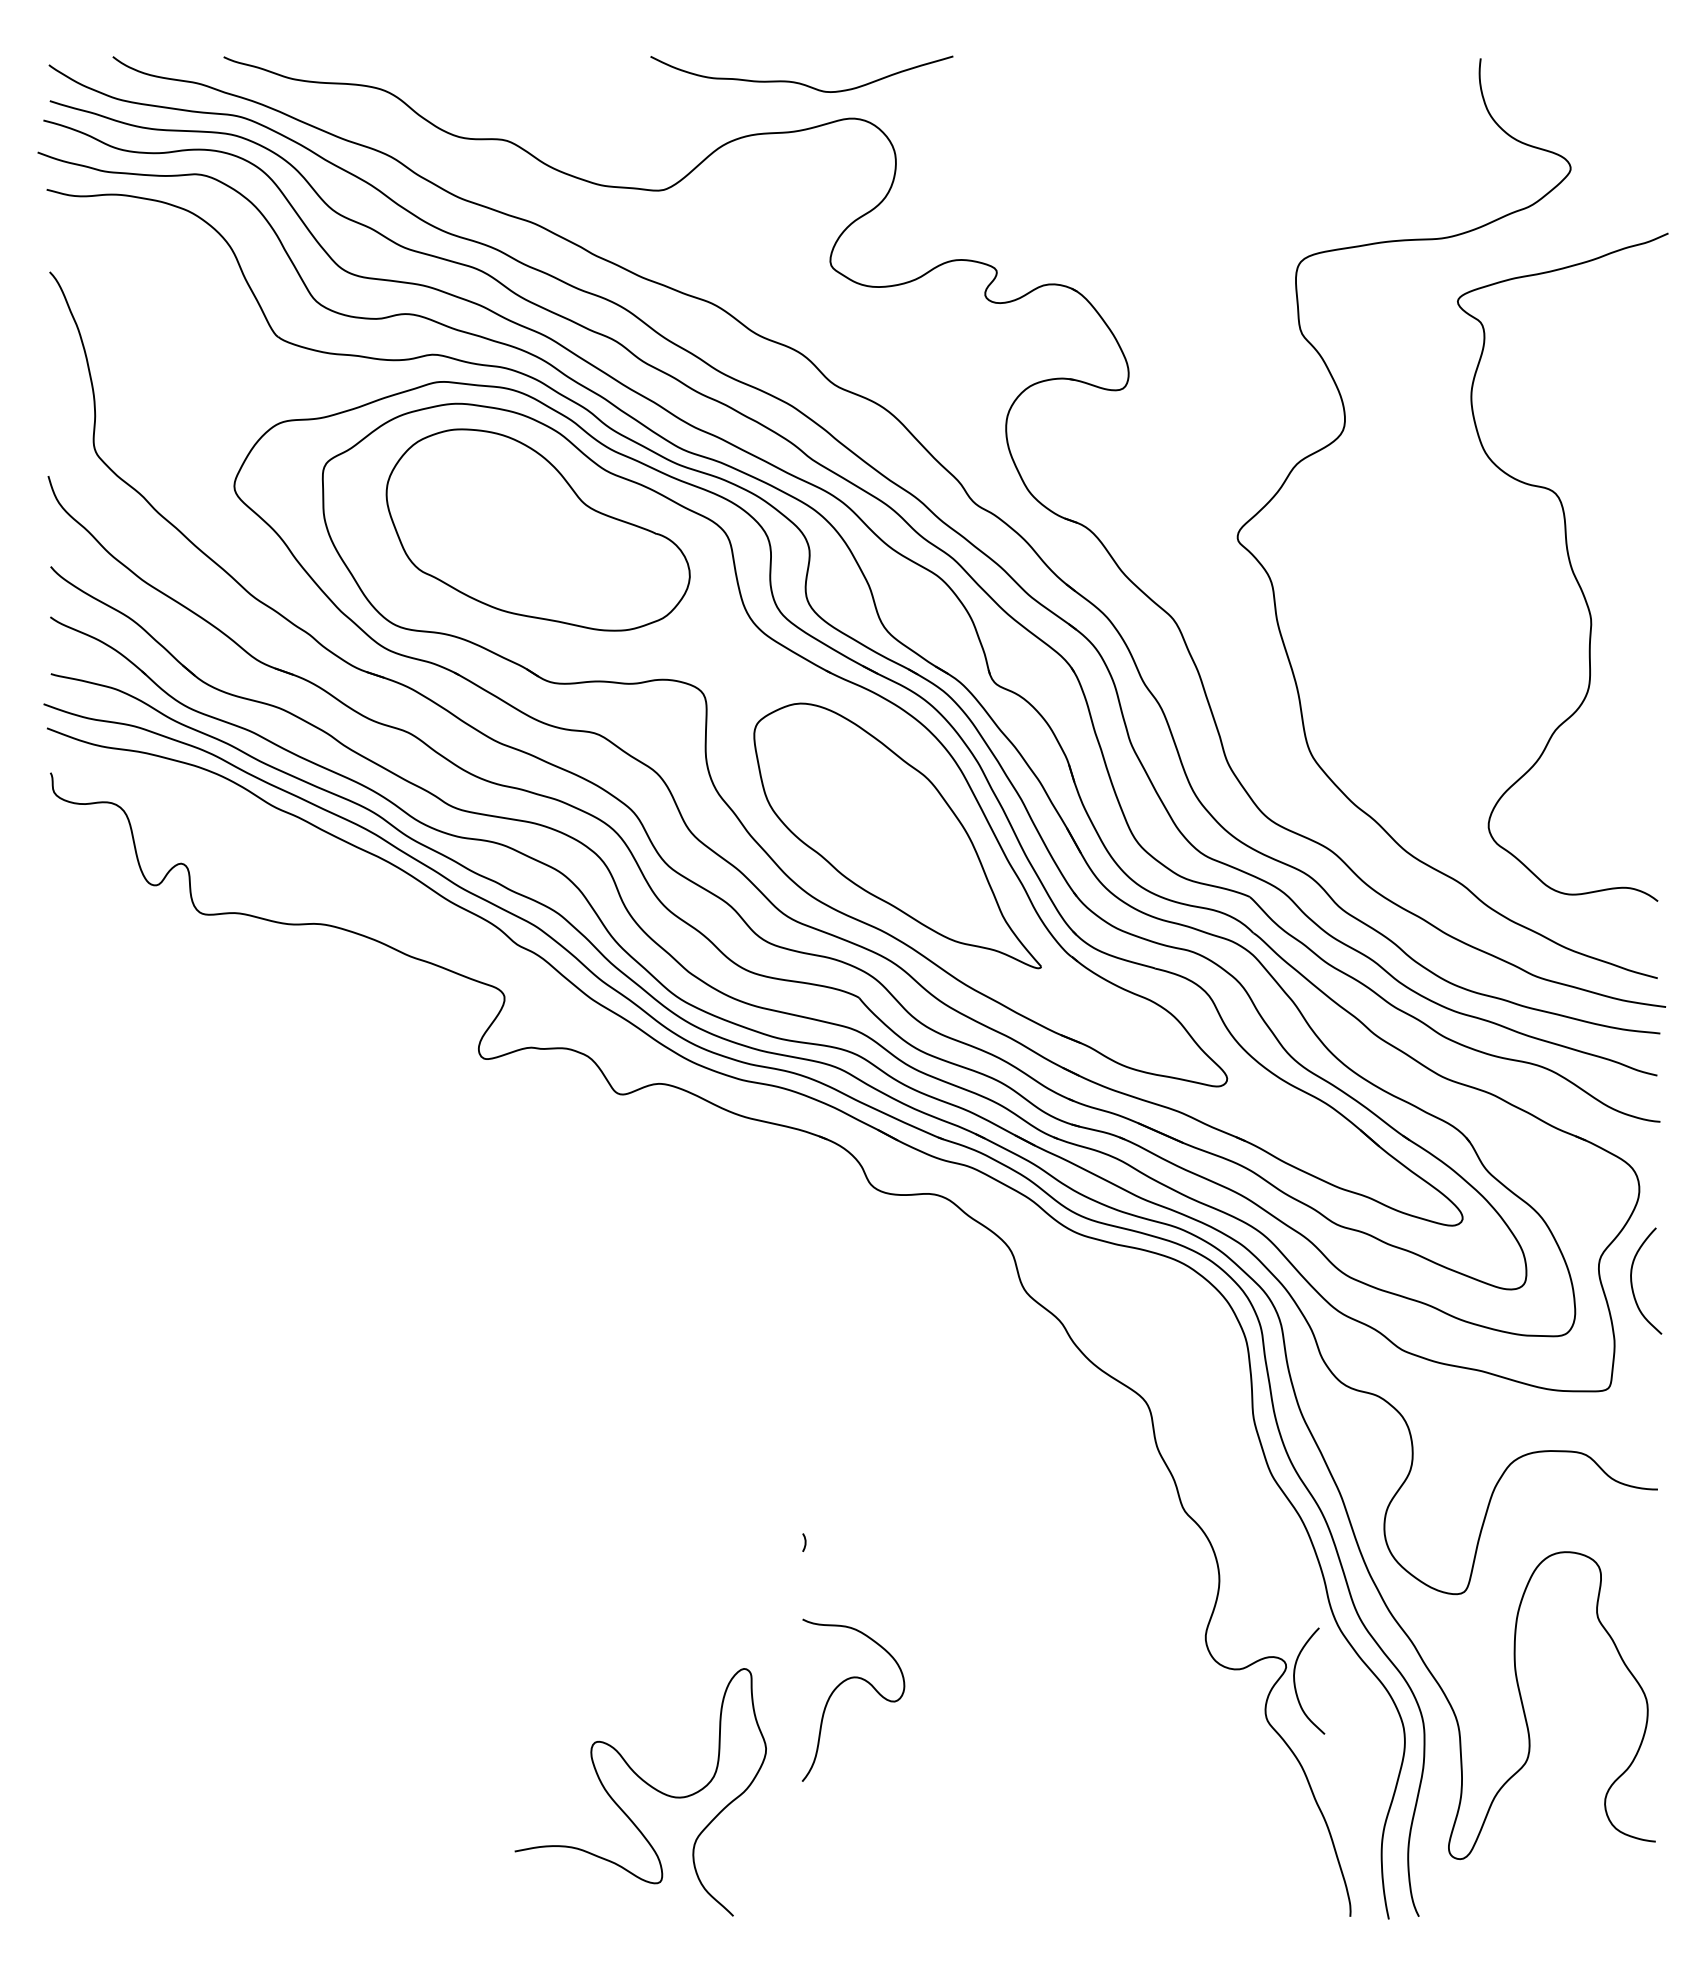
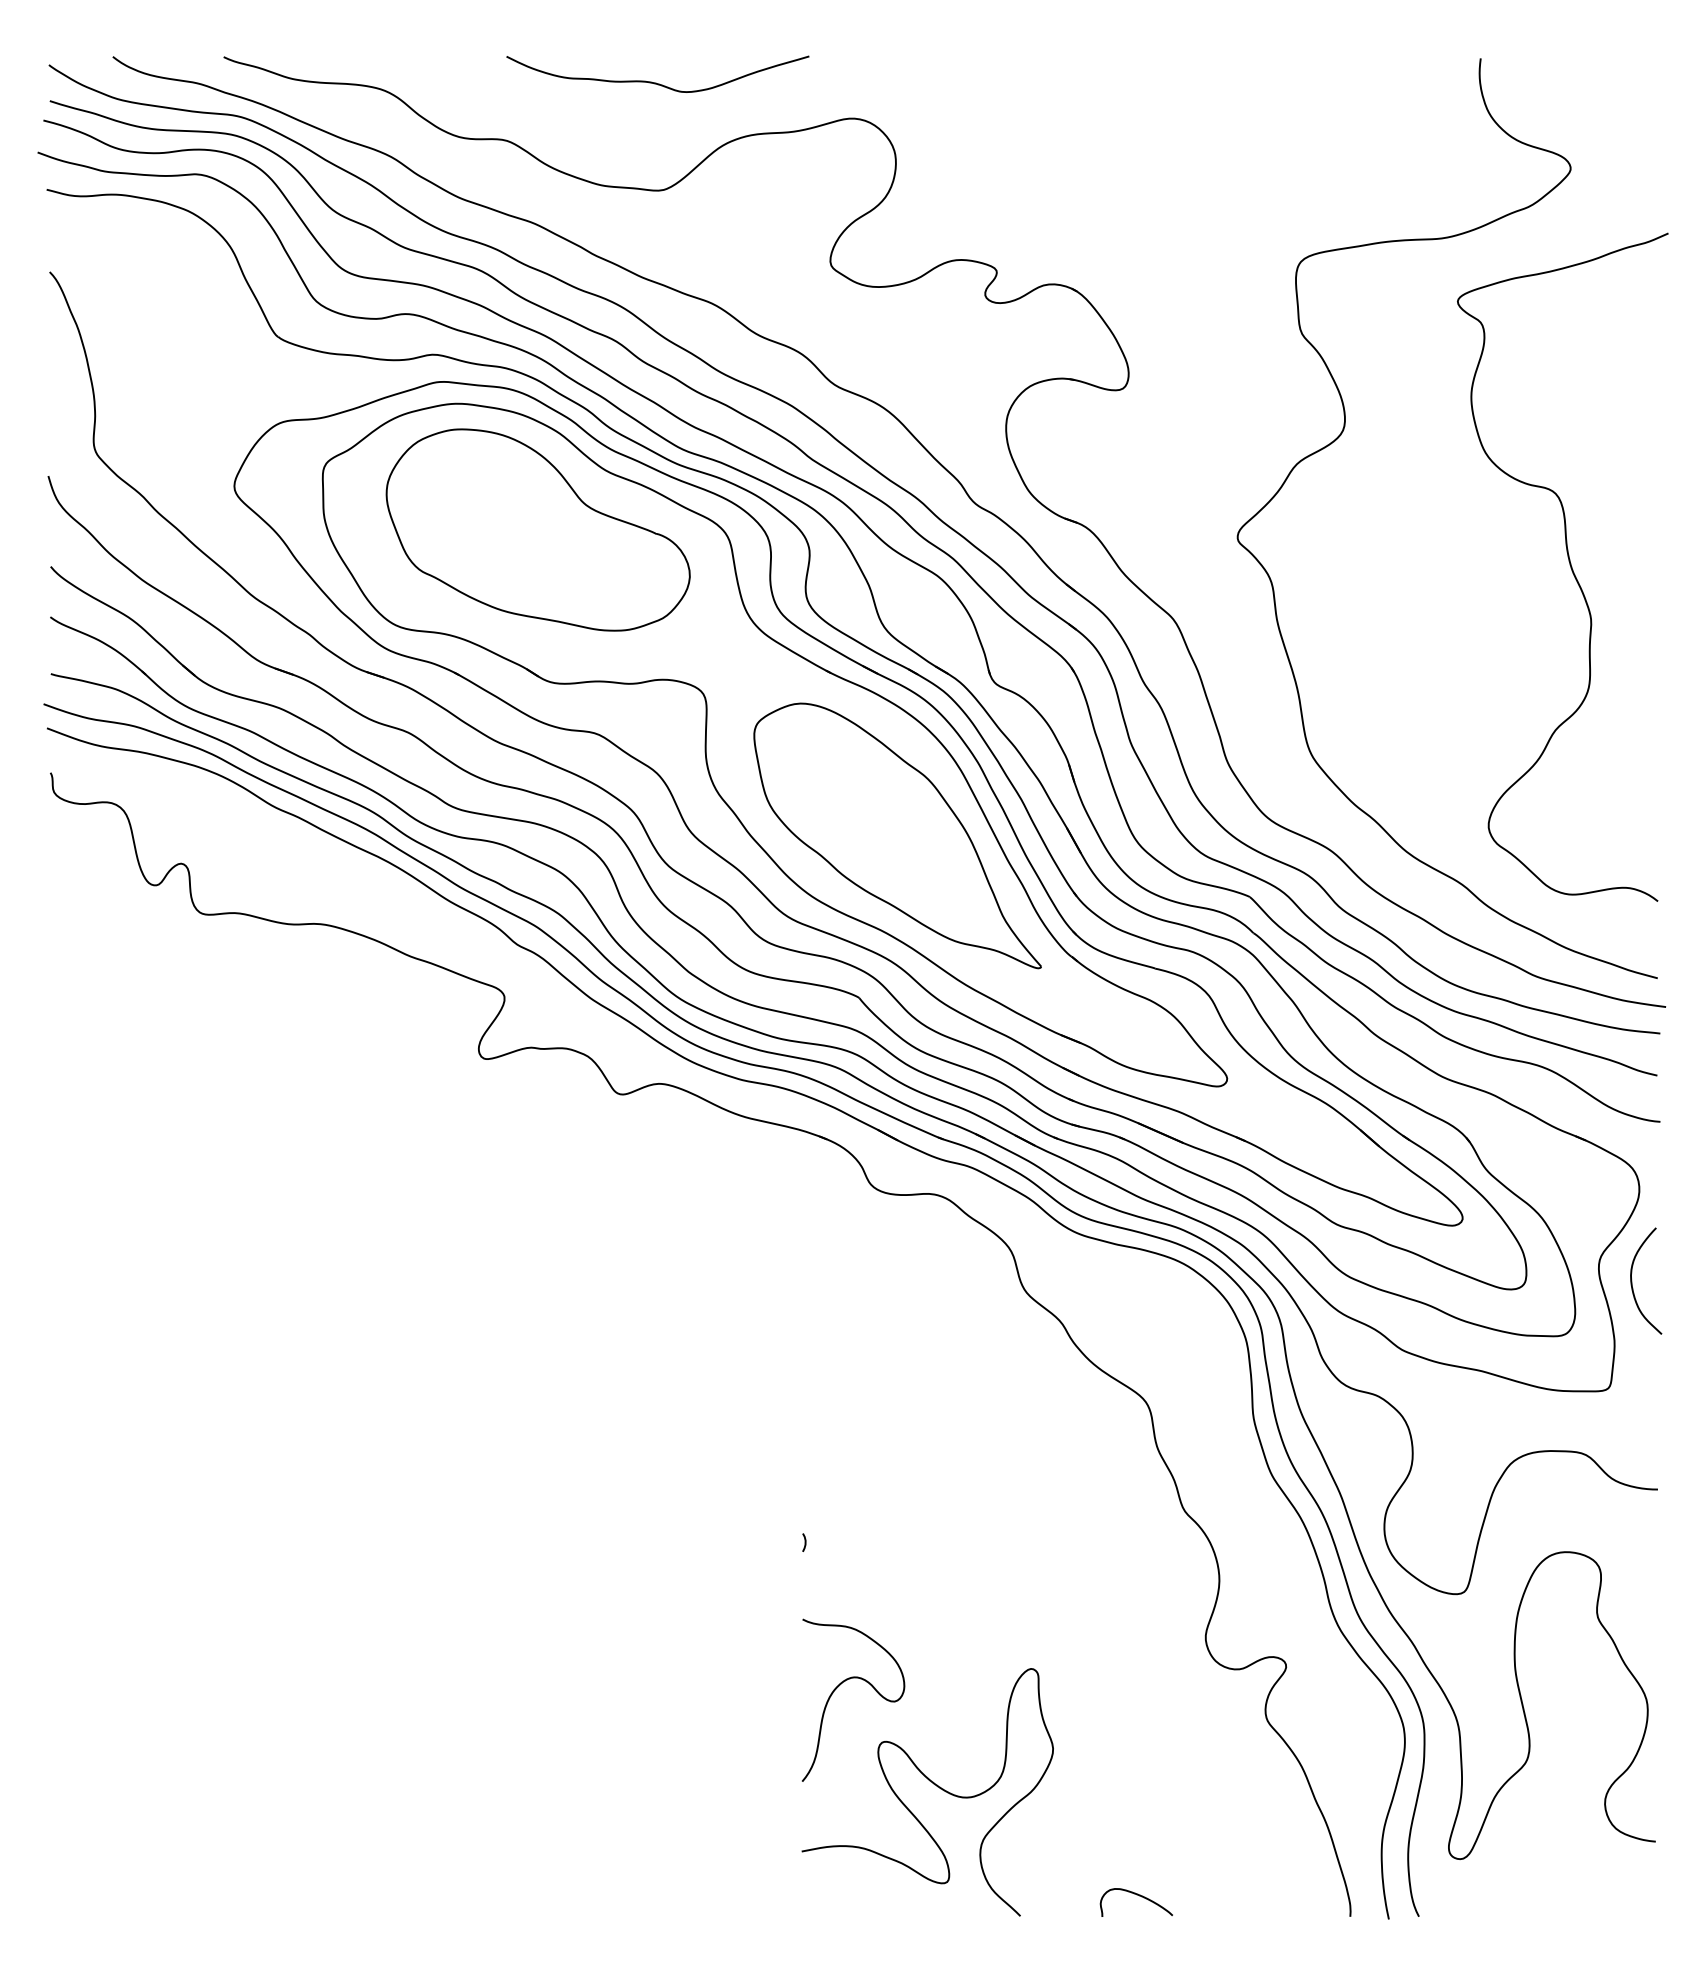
curve position: (800, 82) -> (656, 82) (656, 82)
curve: present -> none (1295, 1680)
curve position: (646, 1784) -> (933, 1784) (933, 1784)
curve: none -> present (1136, 1895)
